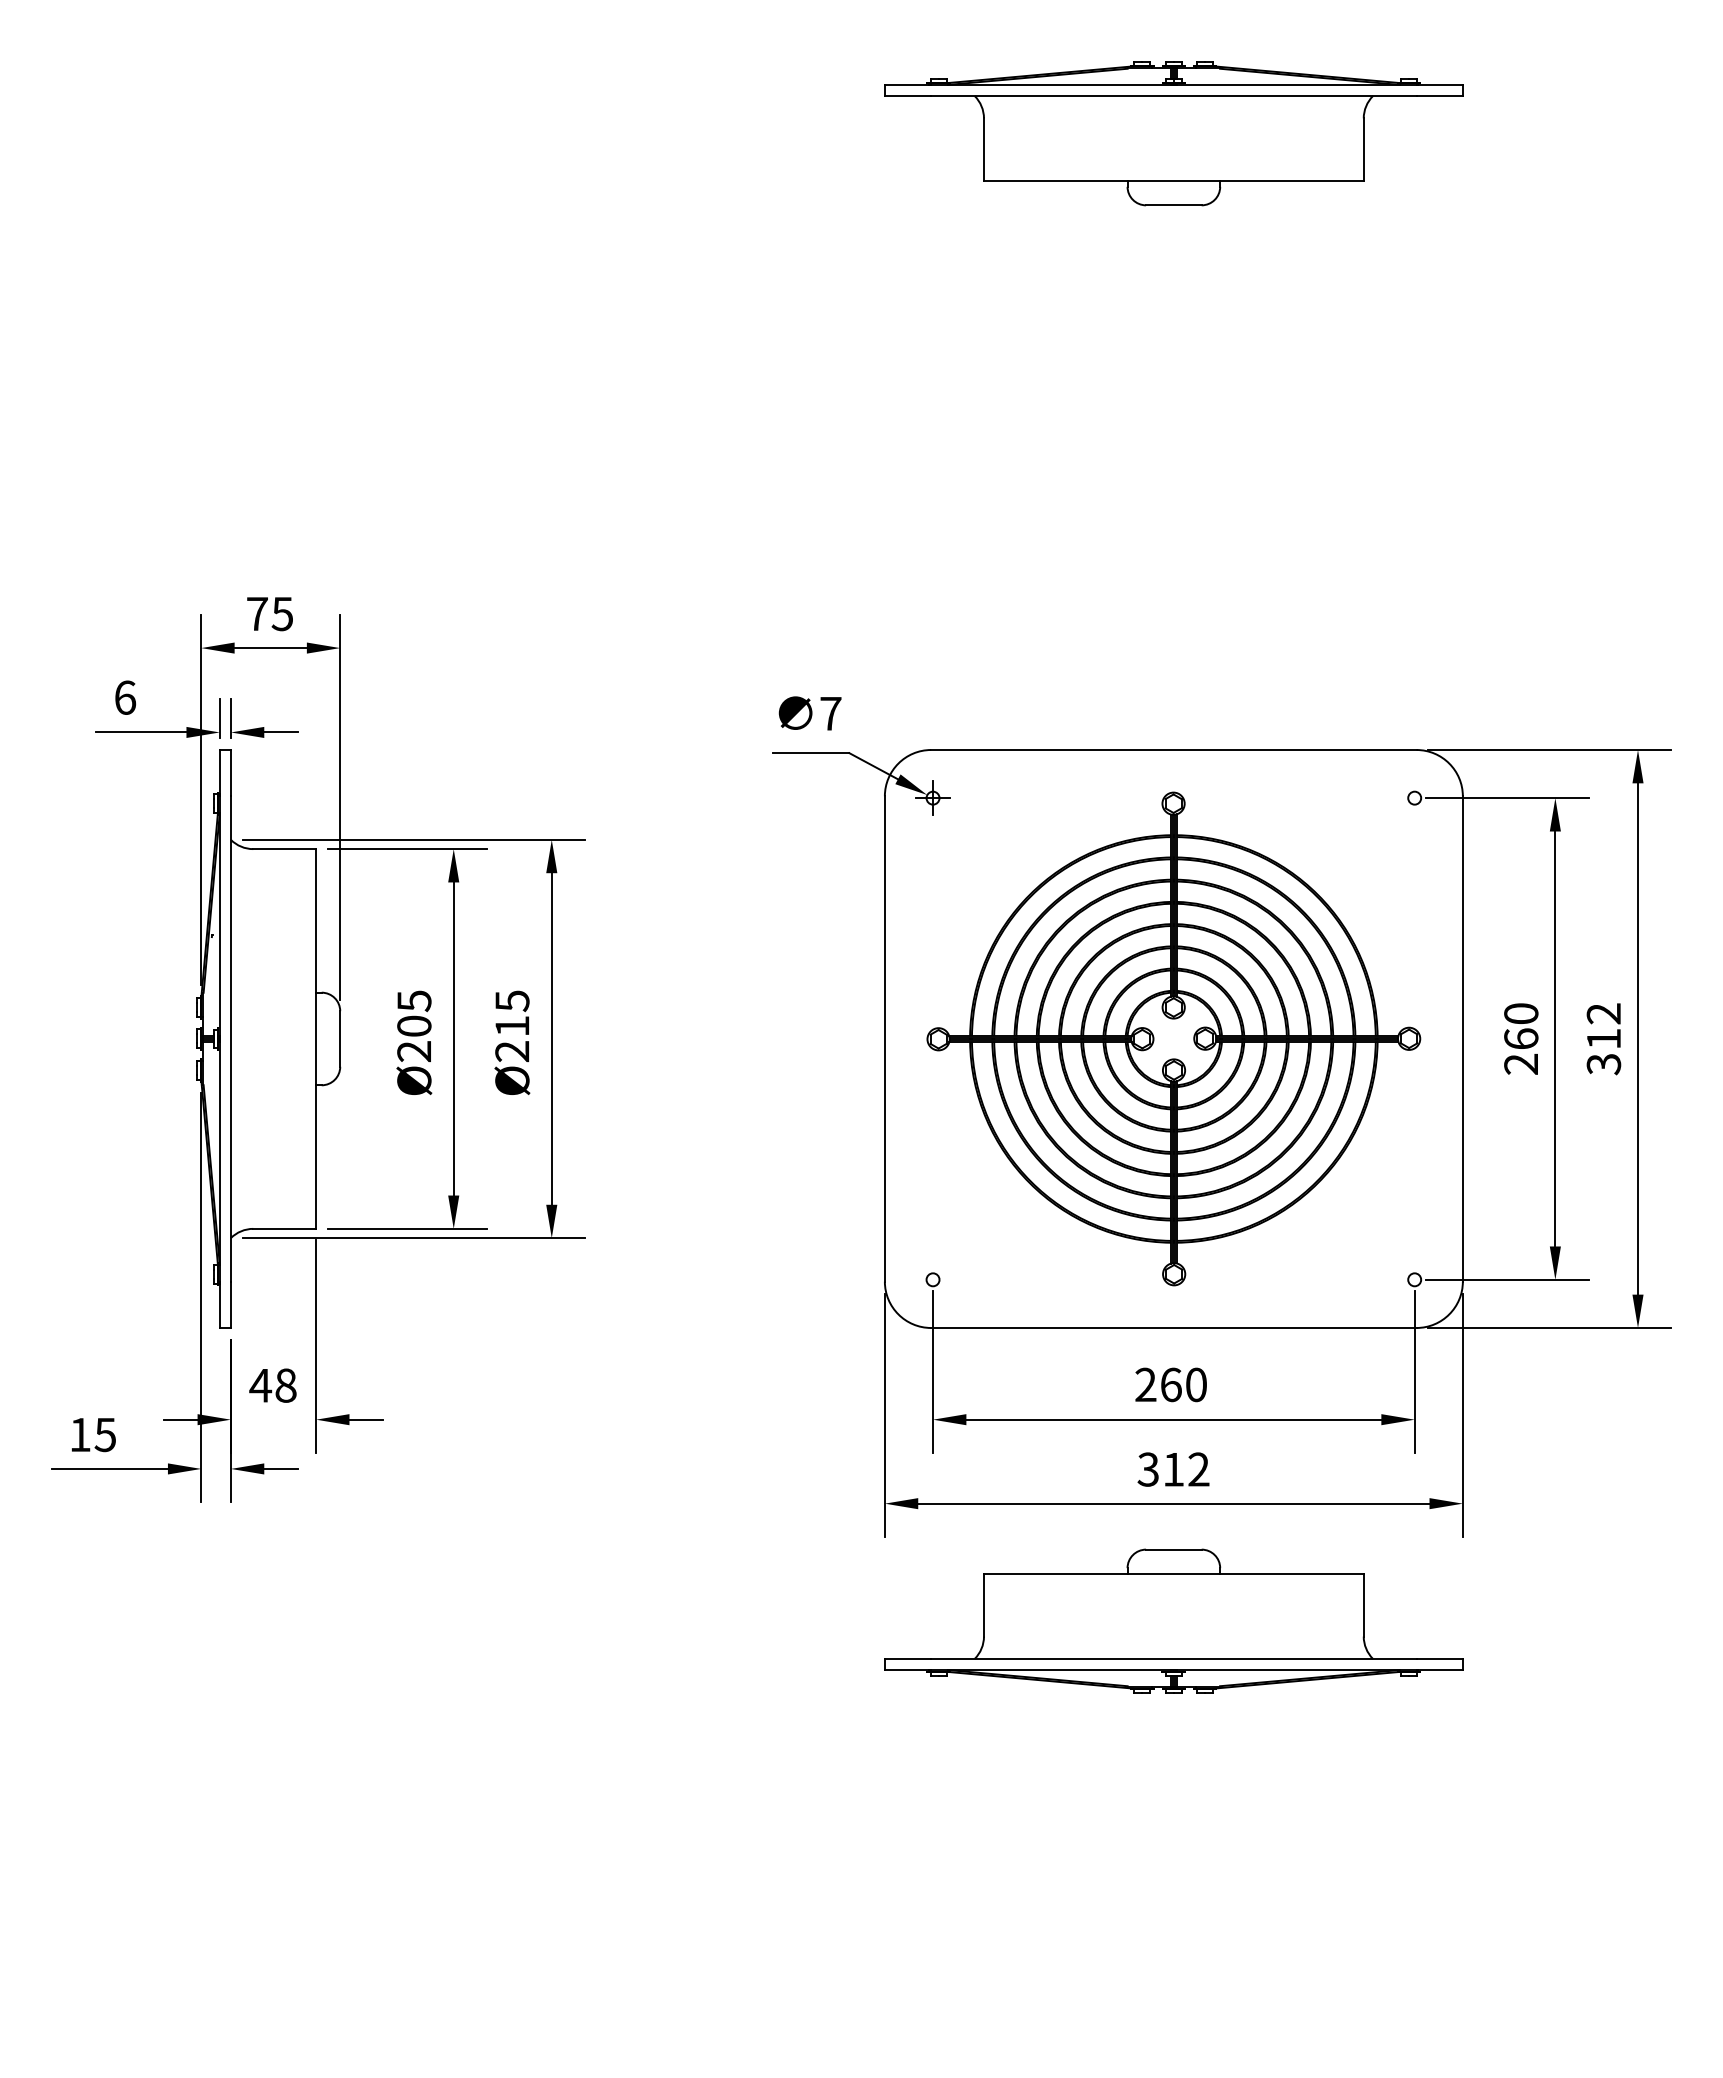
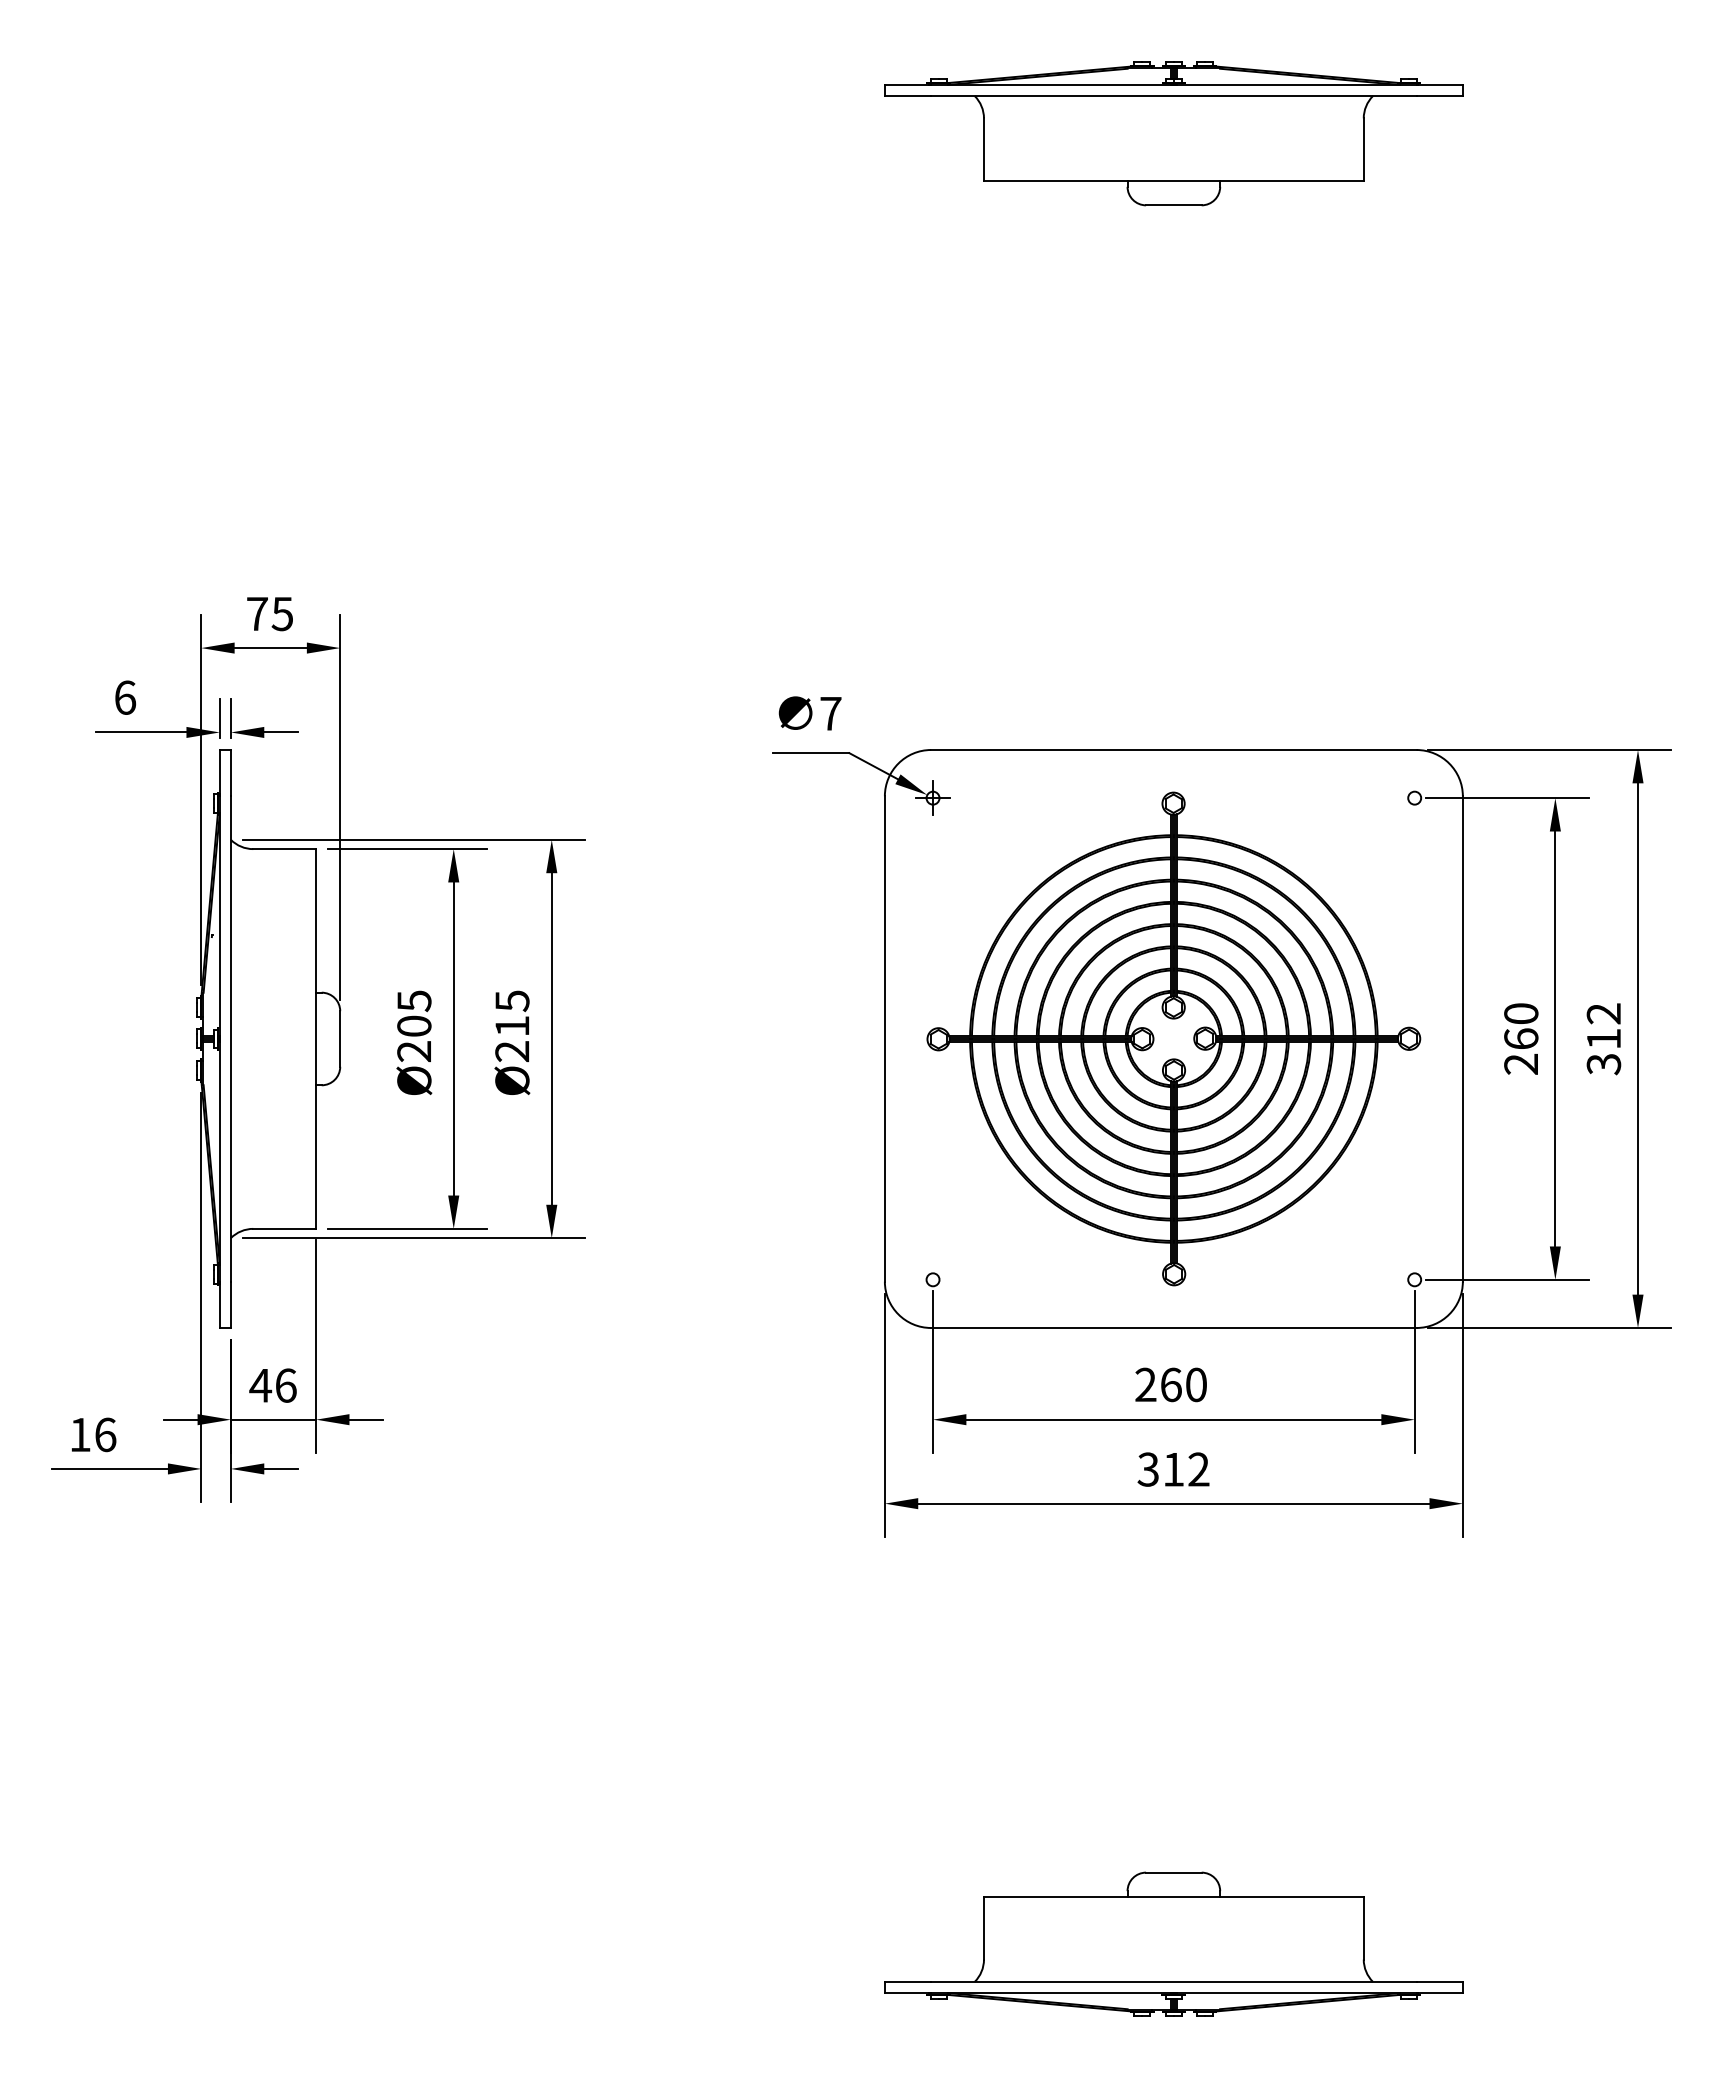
text: 48 -> 46 (285, 1385)
line: none -> present (273, 1419)
text: 15 -> 16 (105, 1434)
part position: (1173, 1620) -> (1173, 1943) (1173, 1943)
